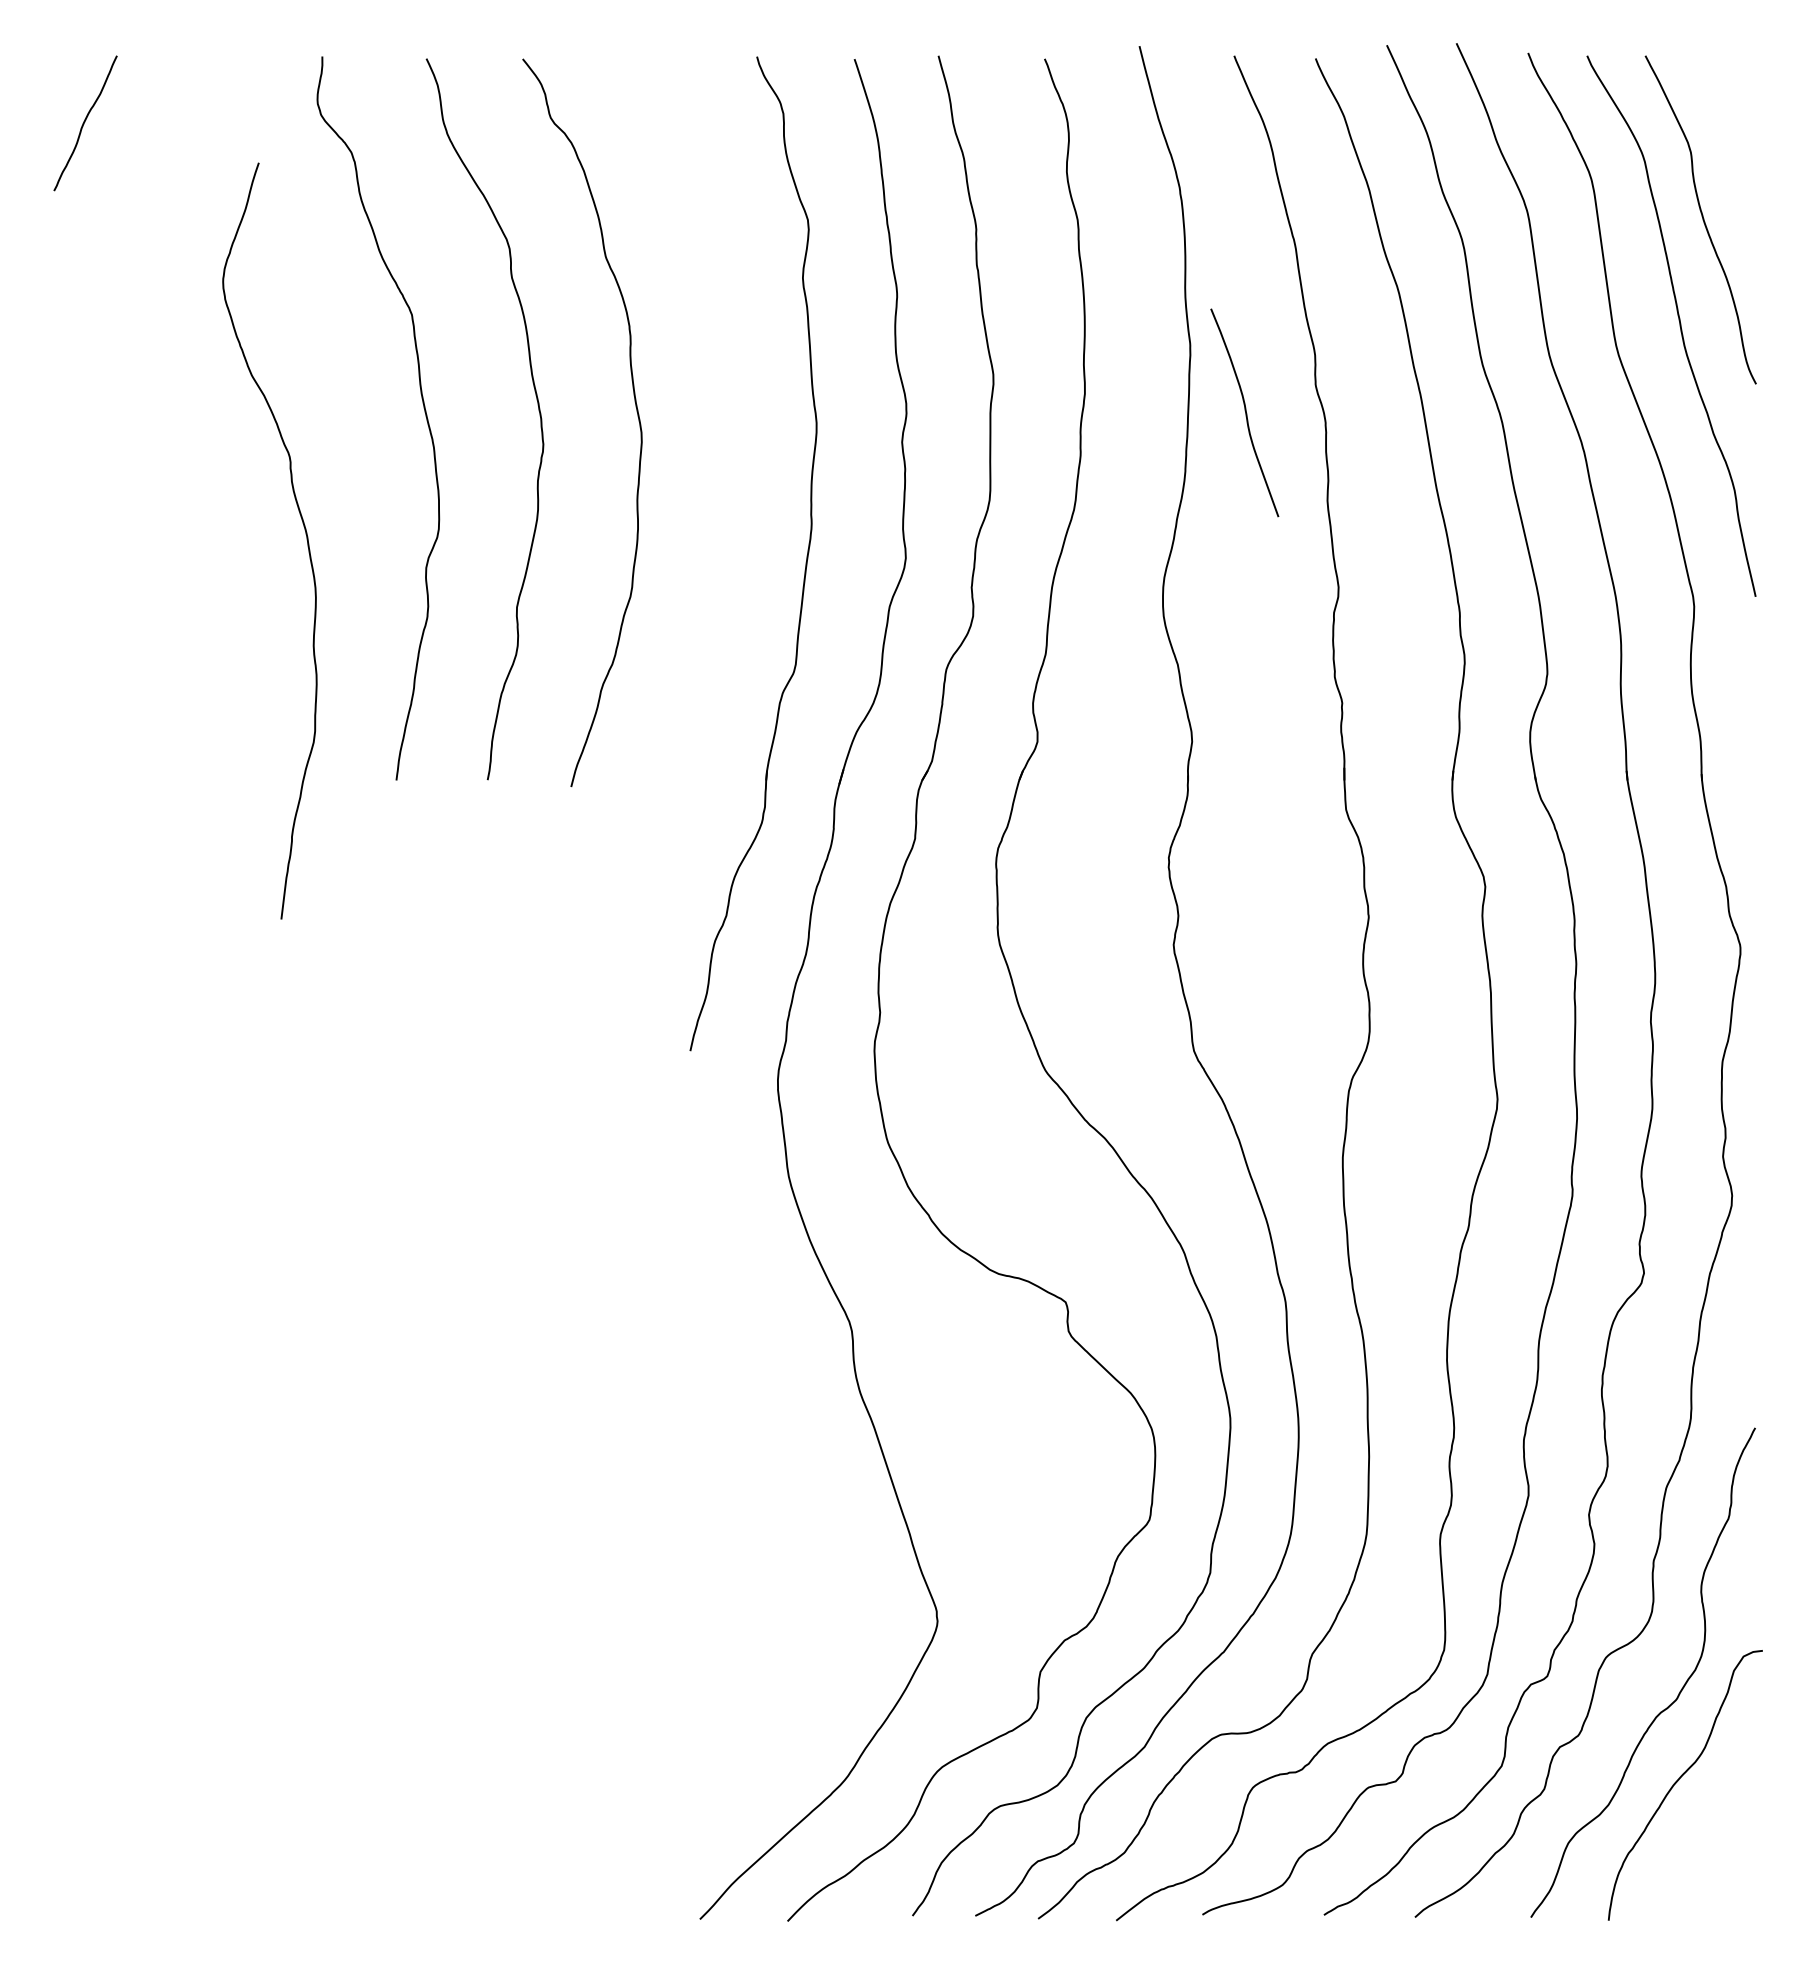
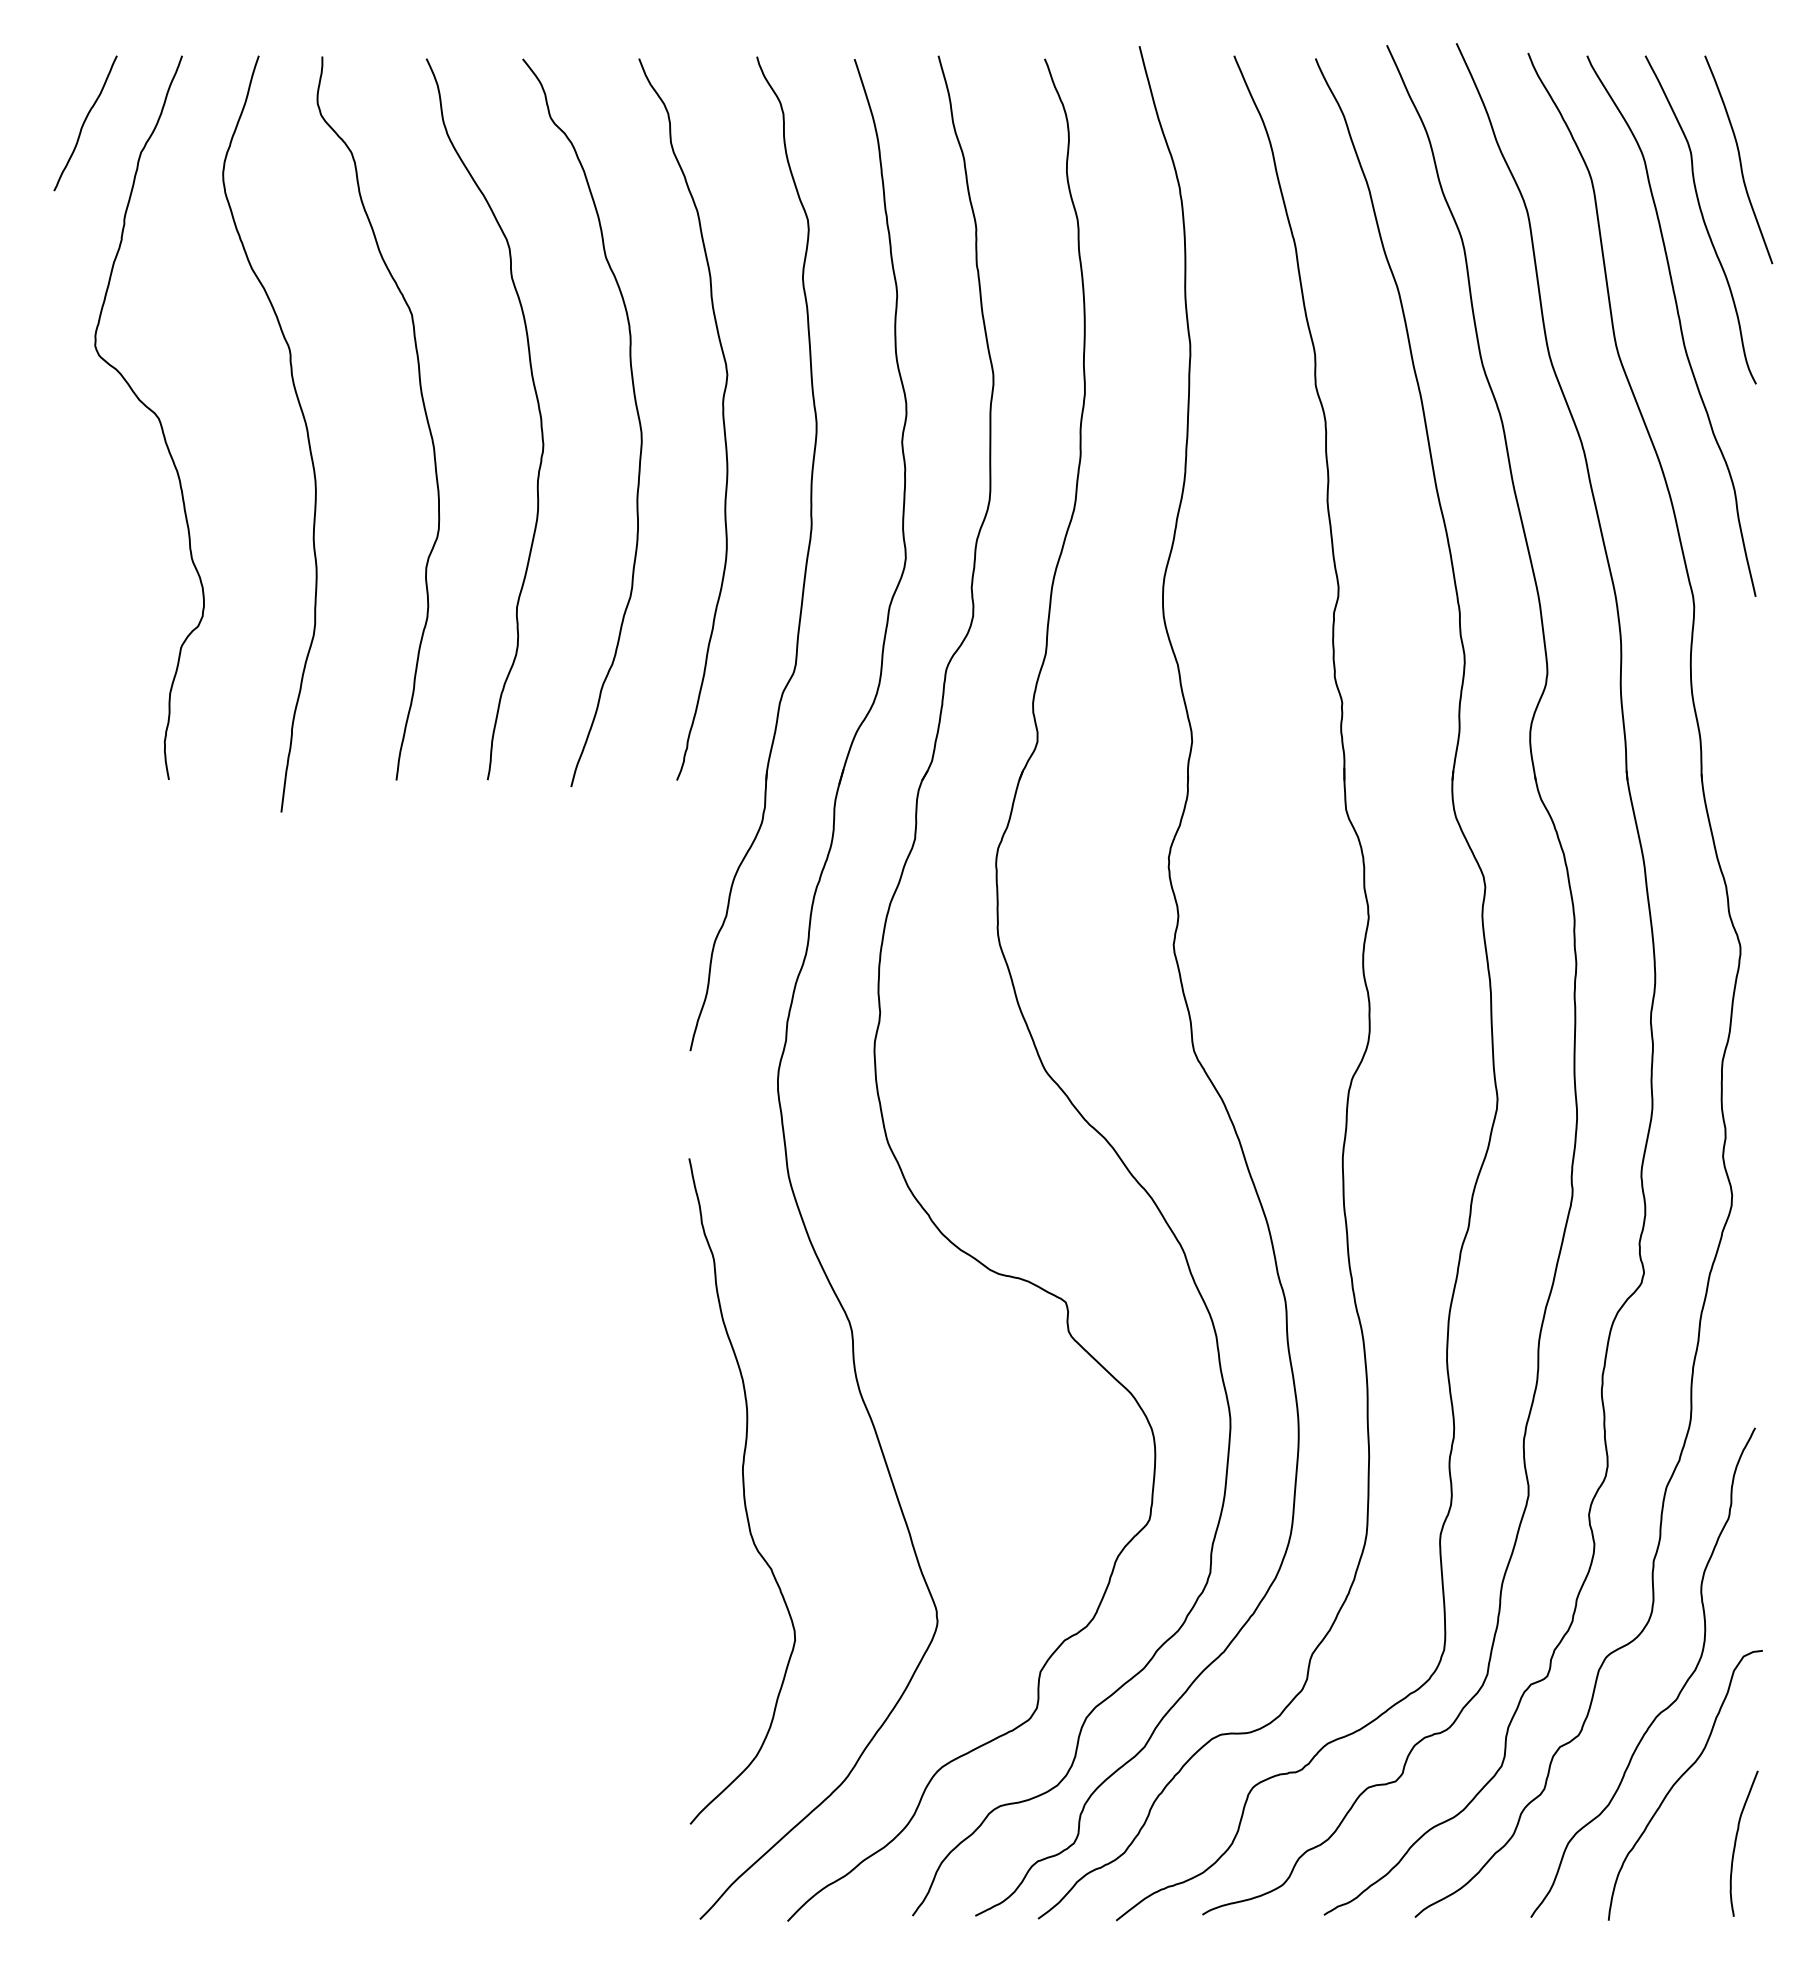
curve position: (1245, 412) -> (1739, 159) (1739, 159)
curve: none -> present (153, 413)
curve: none -> present (722, 419)
curve position: (304, 530) -> (304, 423) (304, 423)
curve: none -> present (743, 1491)
curve: none -> present (1736, 1843)
